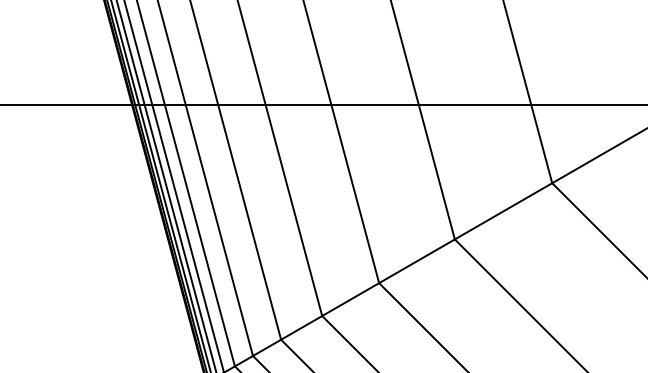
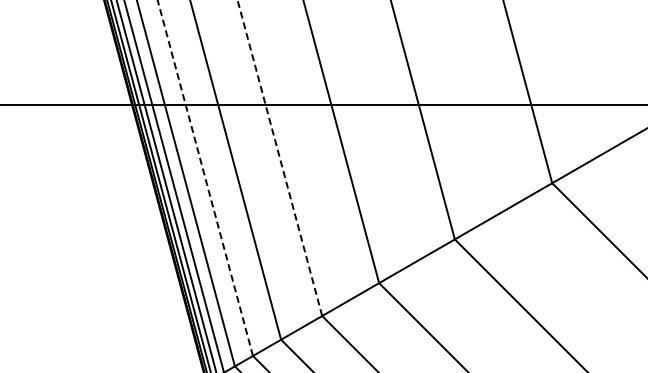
line: solid -> dashed (279, 157)
line: solid -> dashed (205, 178)
